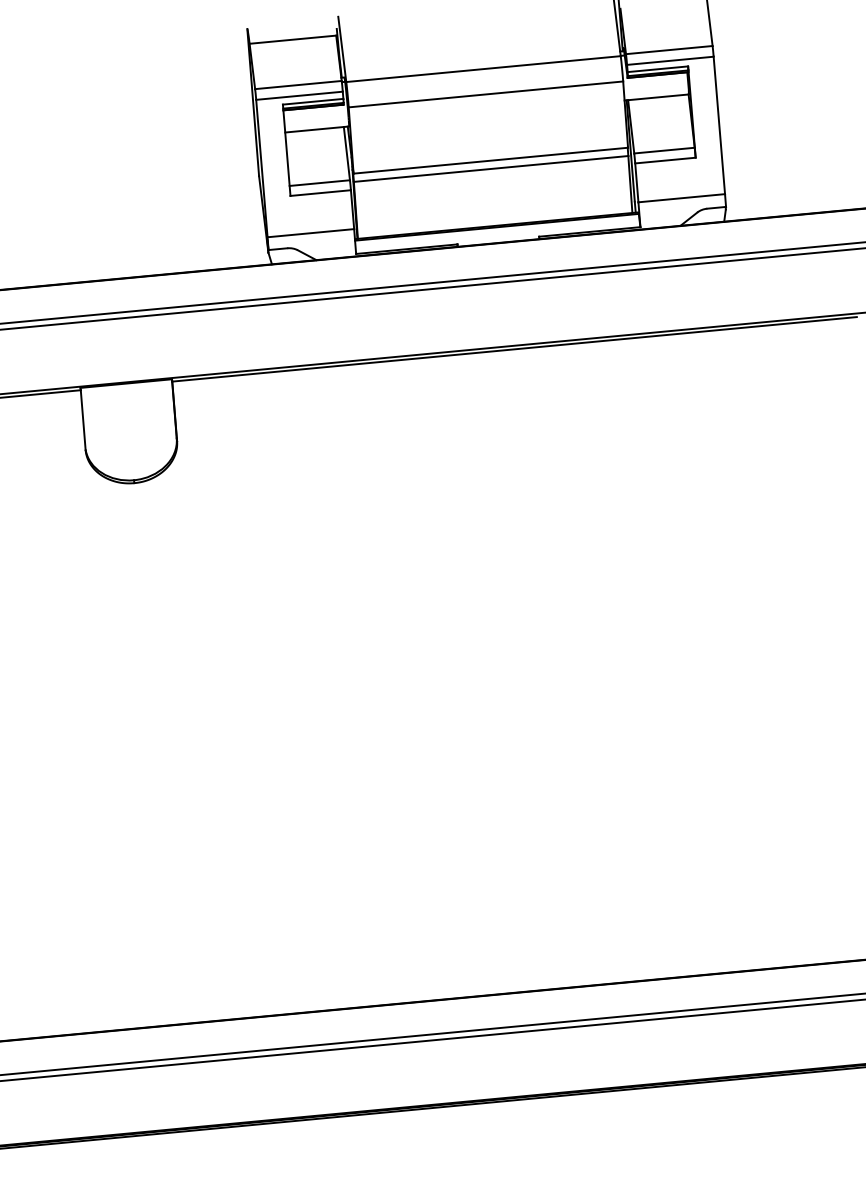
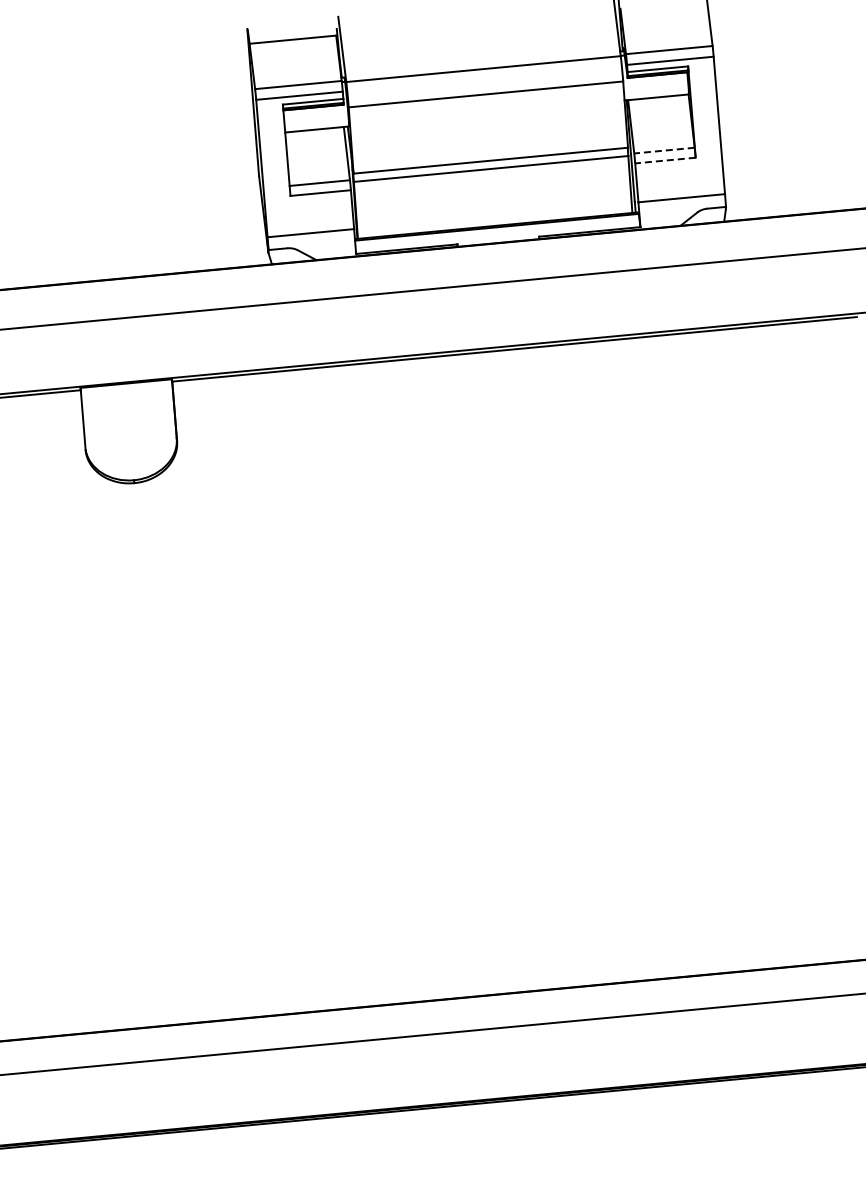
line: solid -> dashed (663, 150)
line: solid -> dashed (664, 160)
line: present -> none (432, 282)
line: present -> none (432, 1039)
